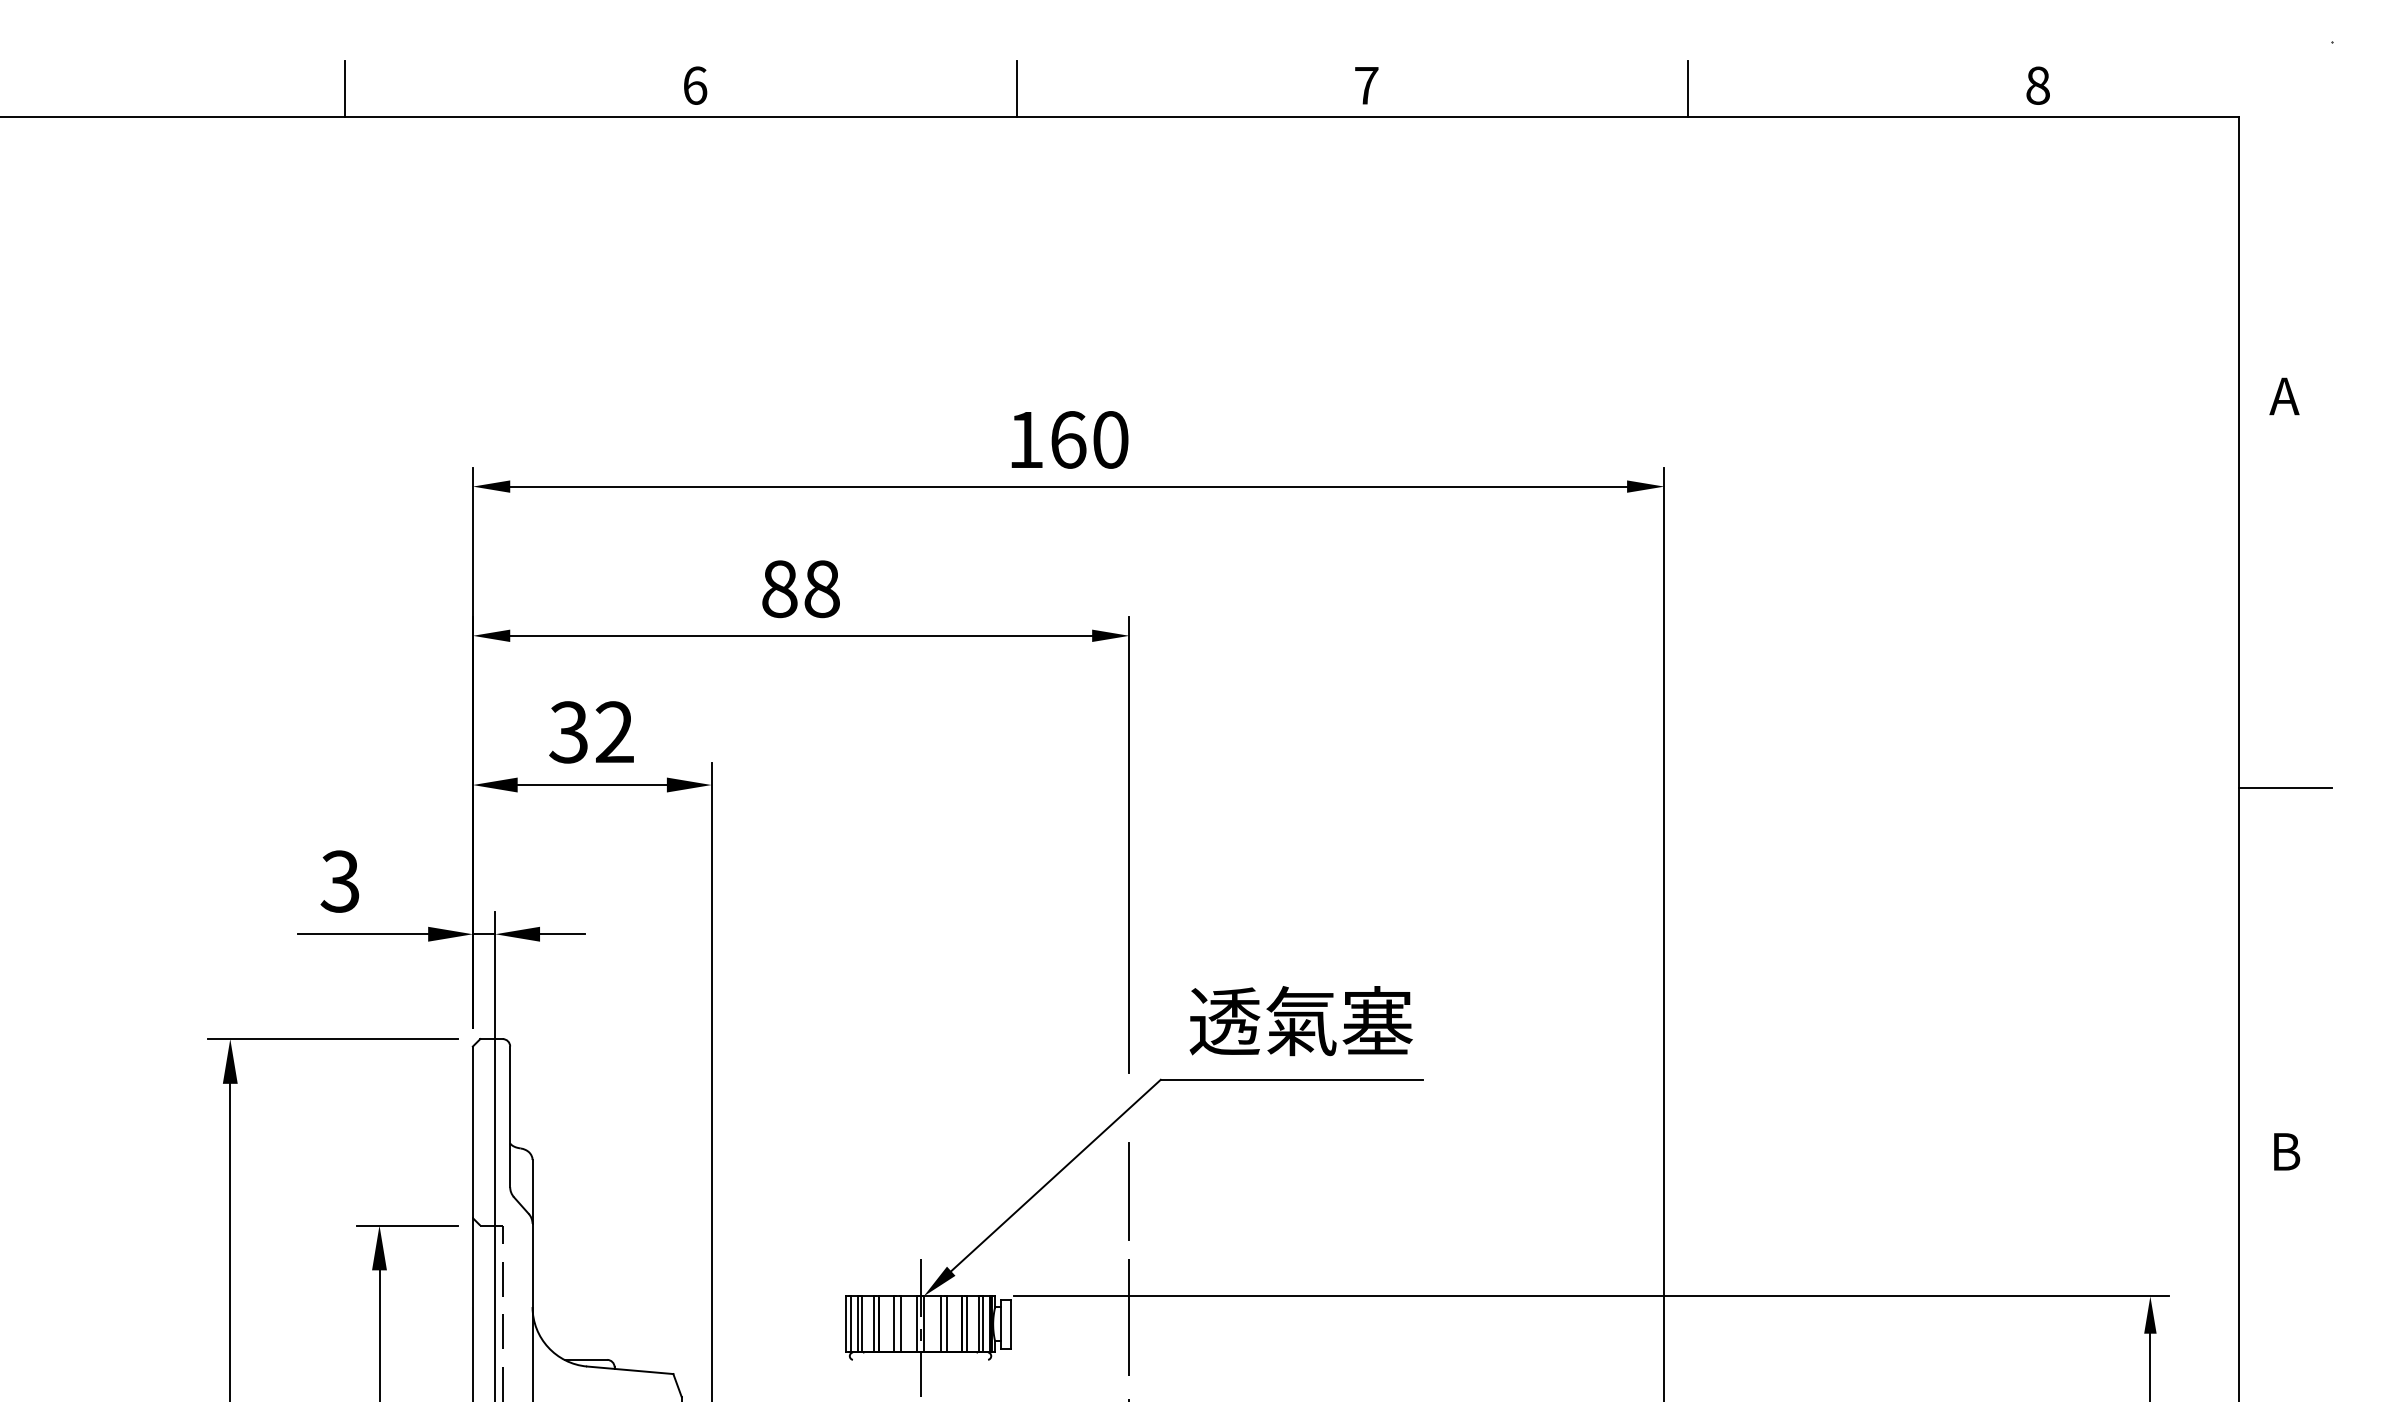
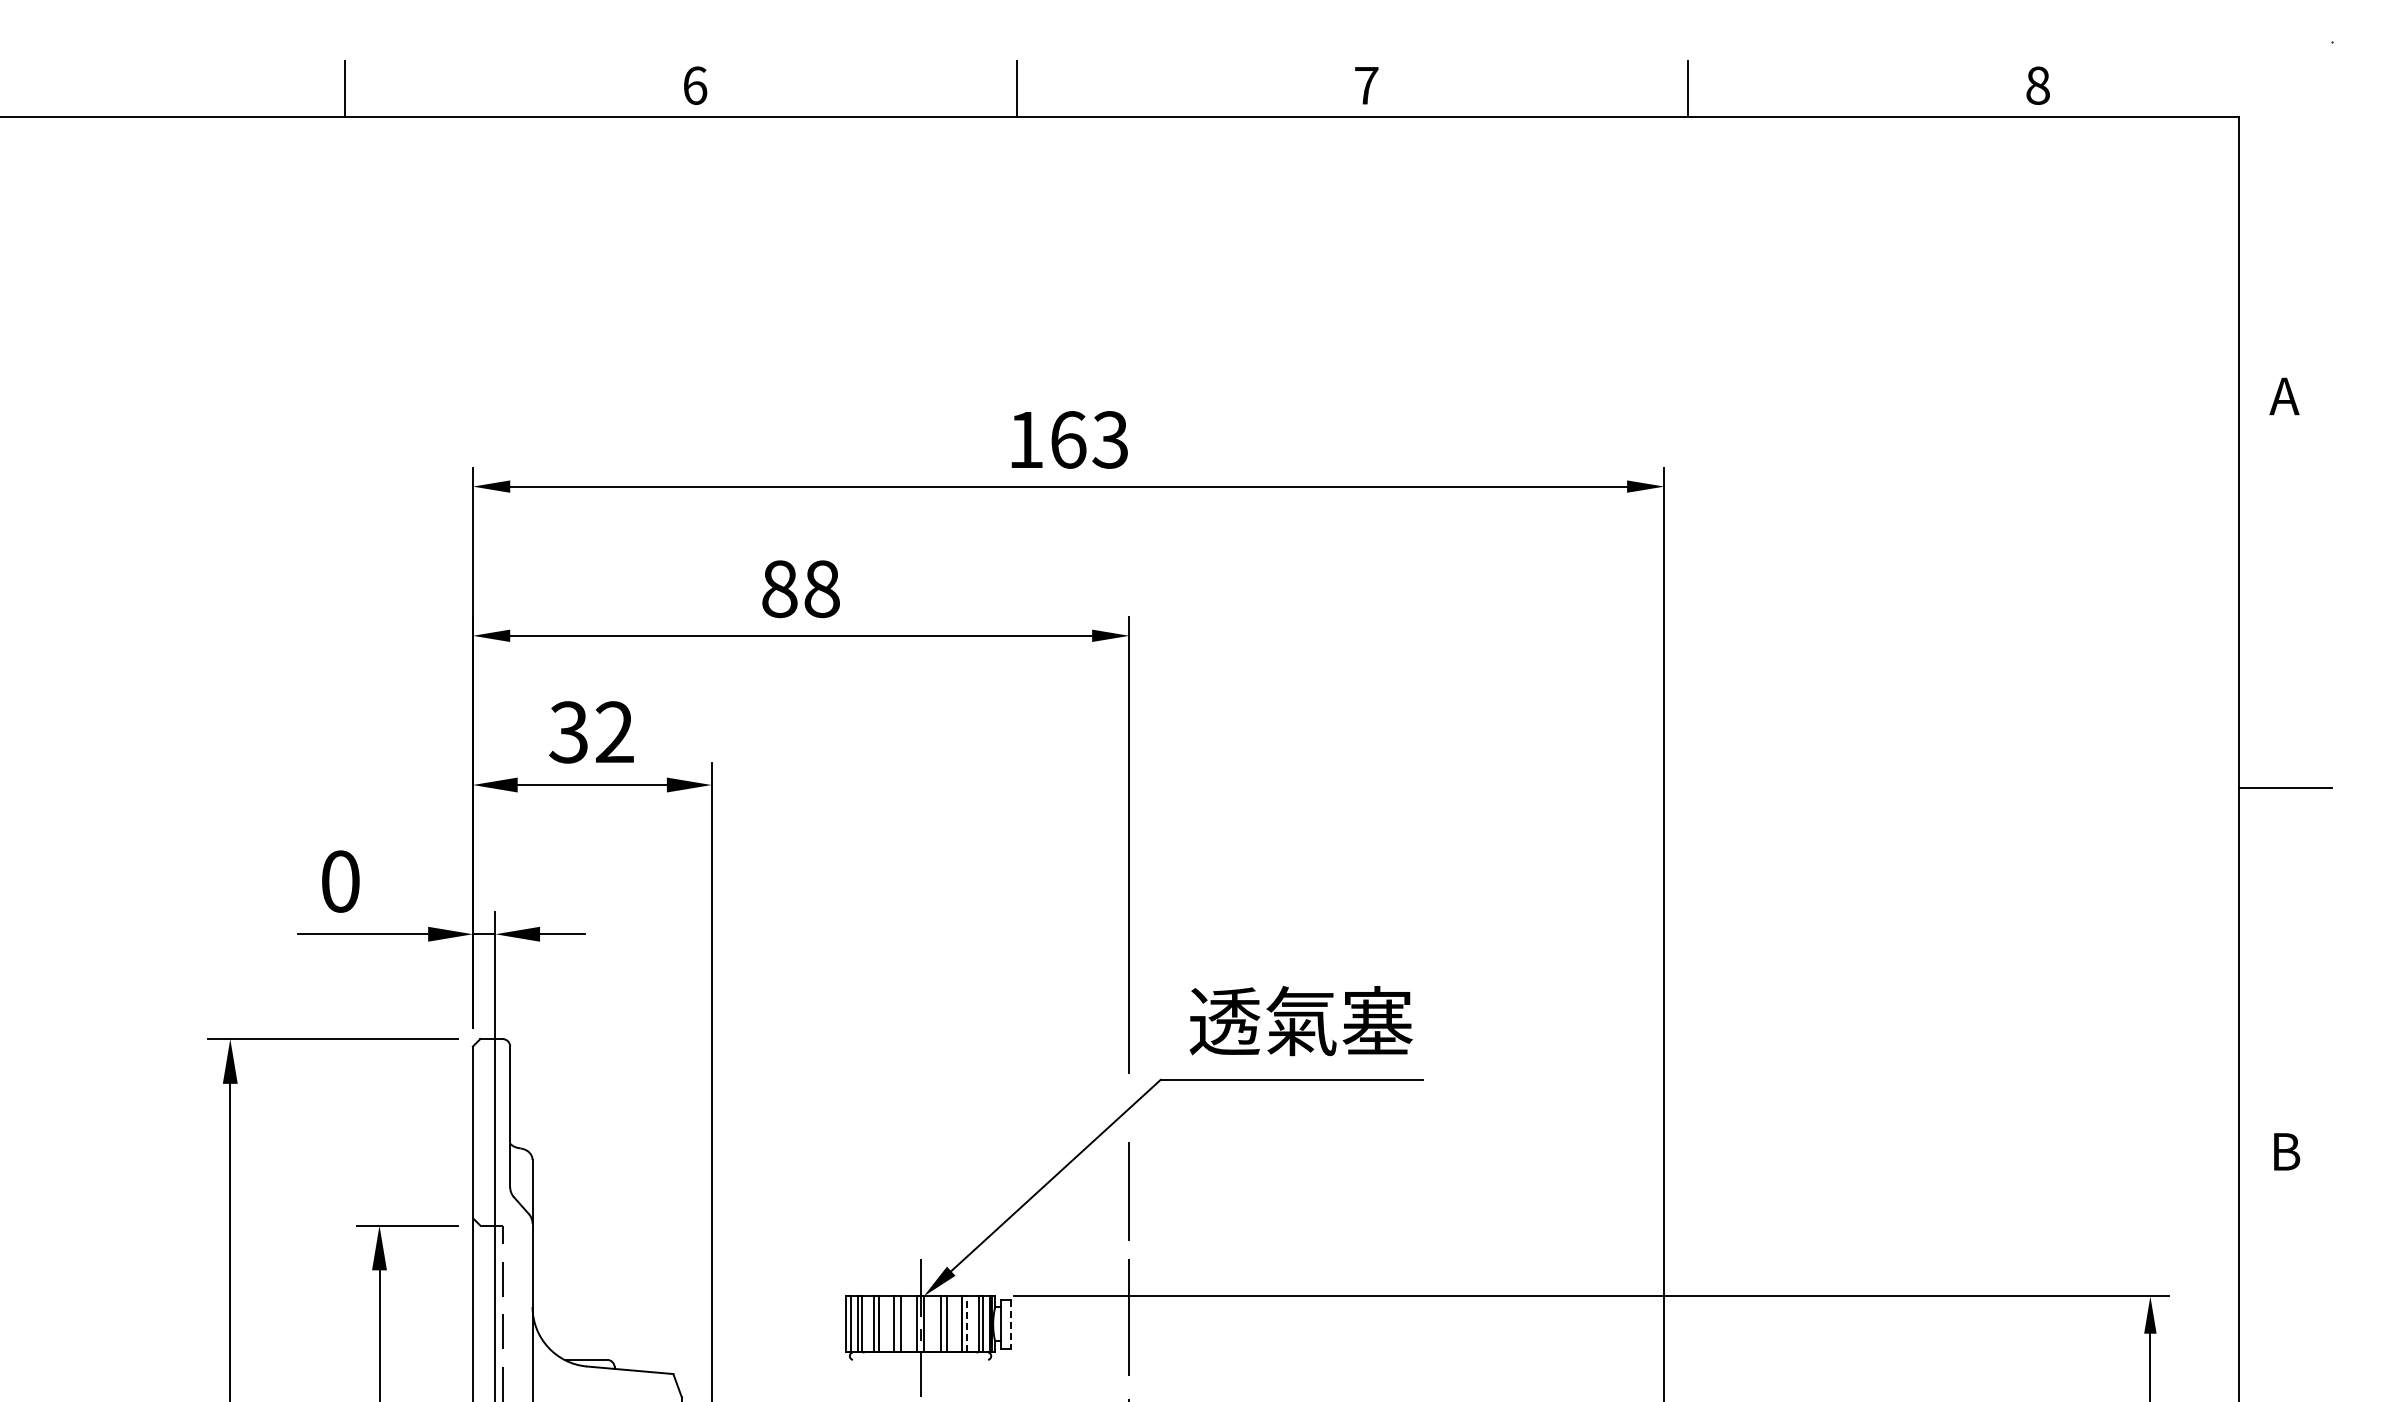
text: 160 -> 163 (1110, 439)
text: 3 -> 0 (339, 881)
line: solid -> dashed (966, 1324)
line: solid -> dashed (1010, 1324)
